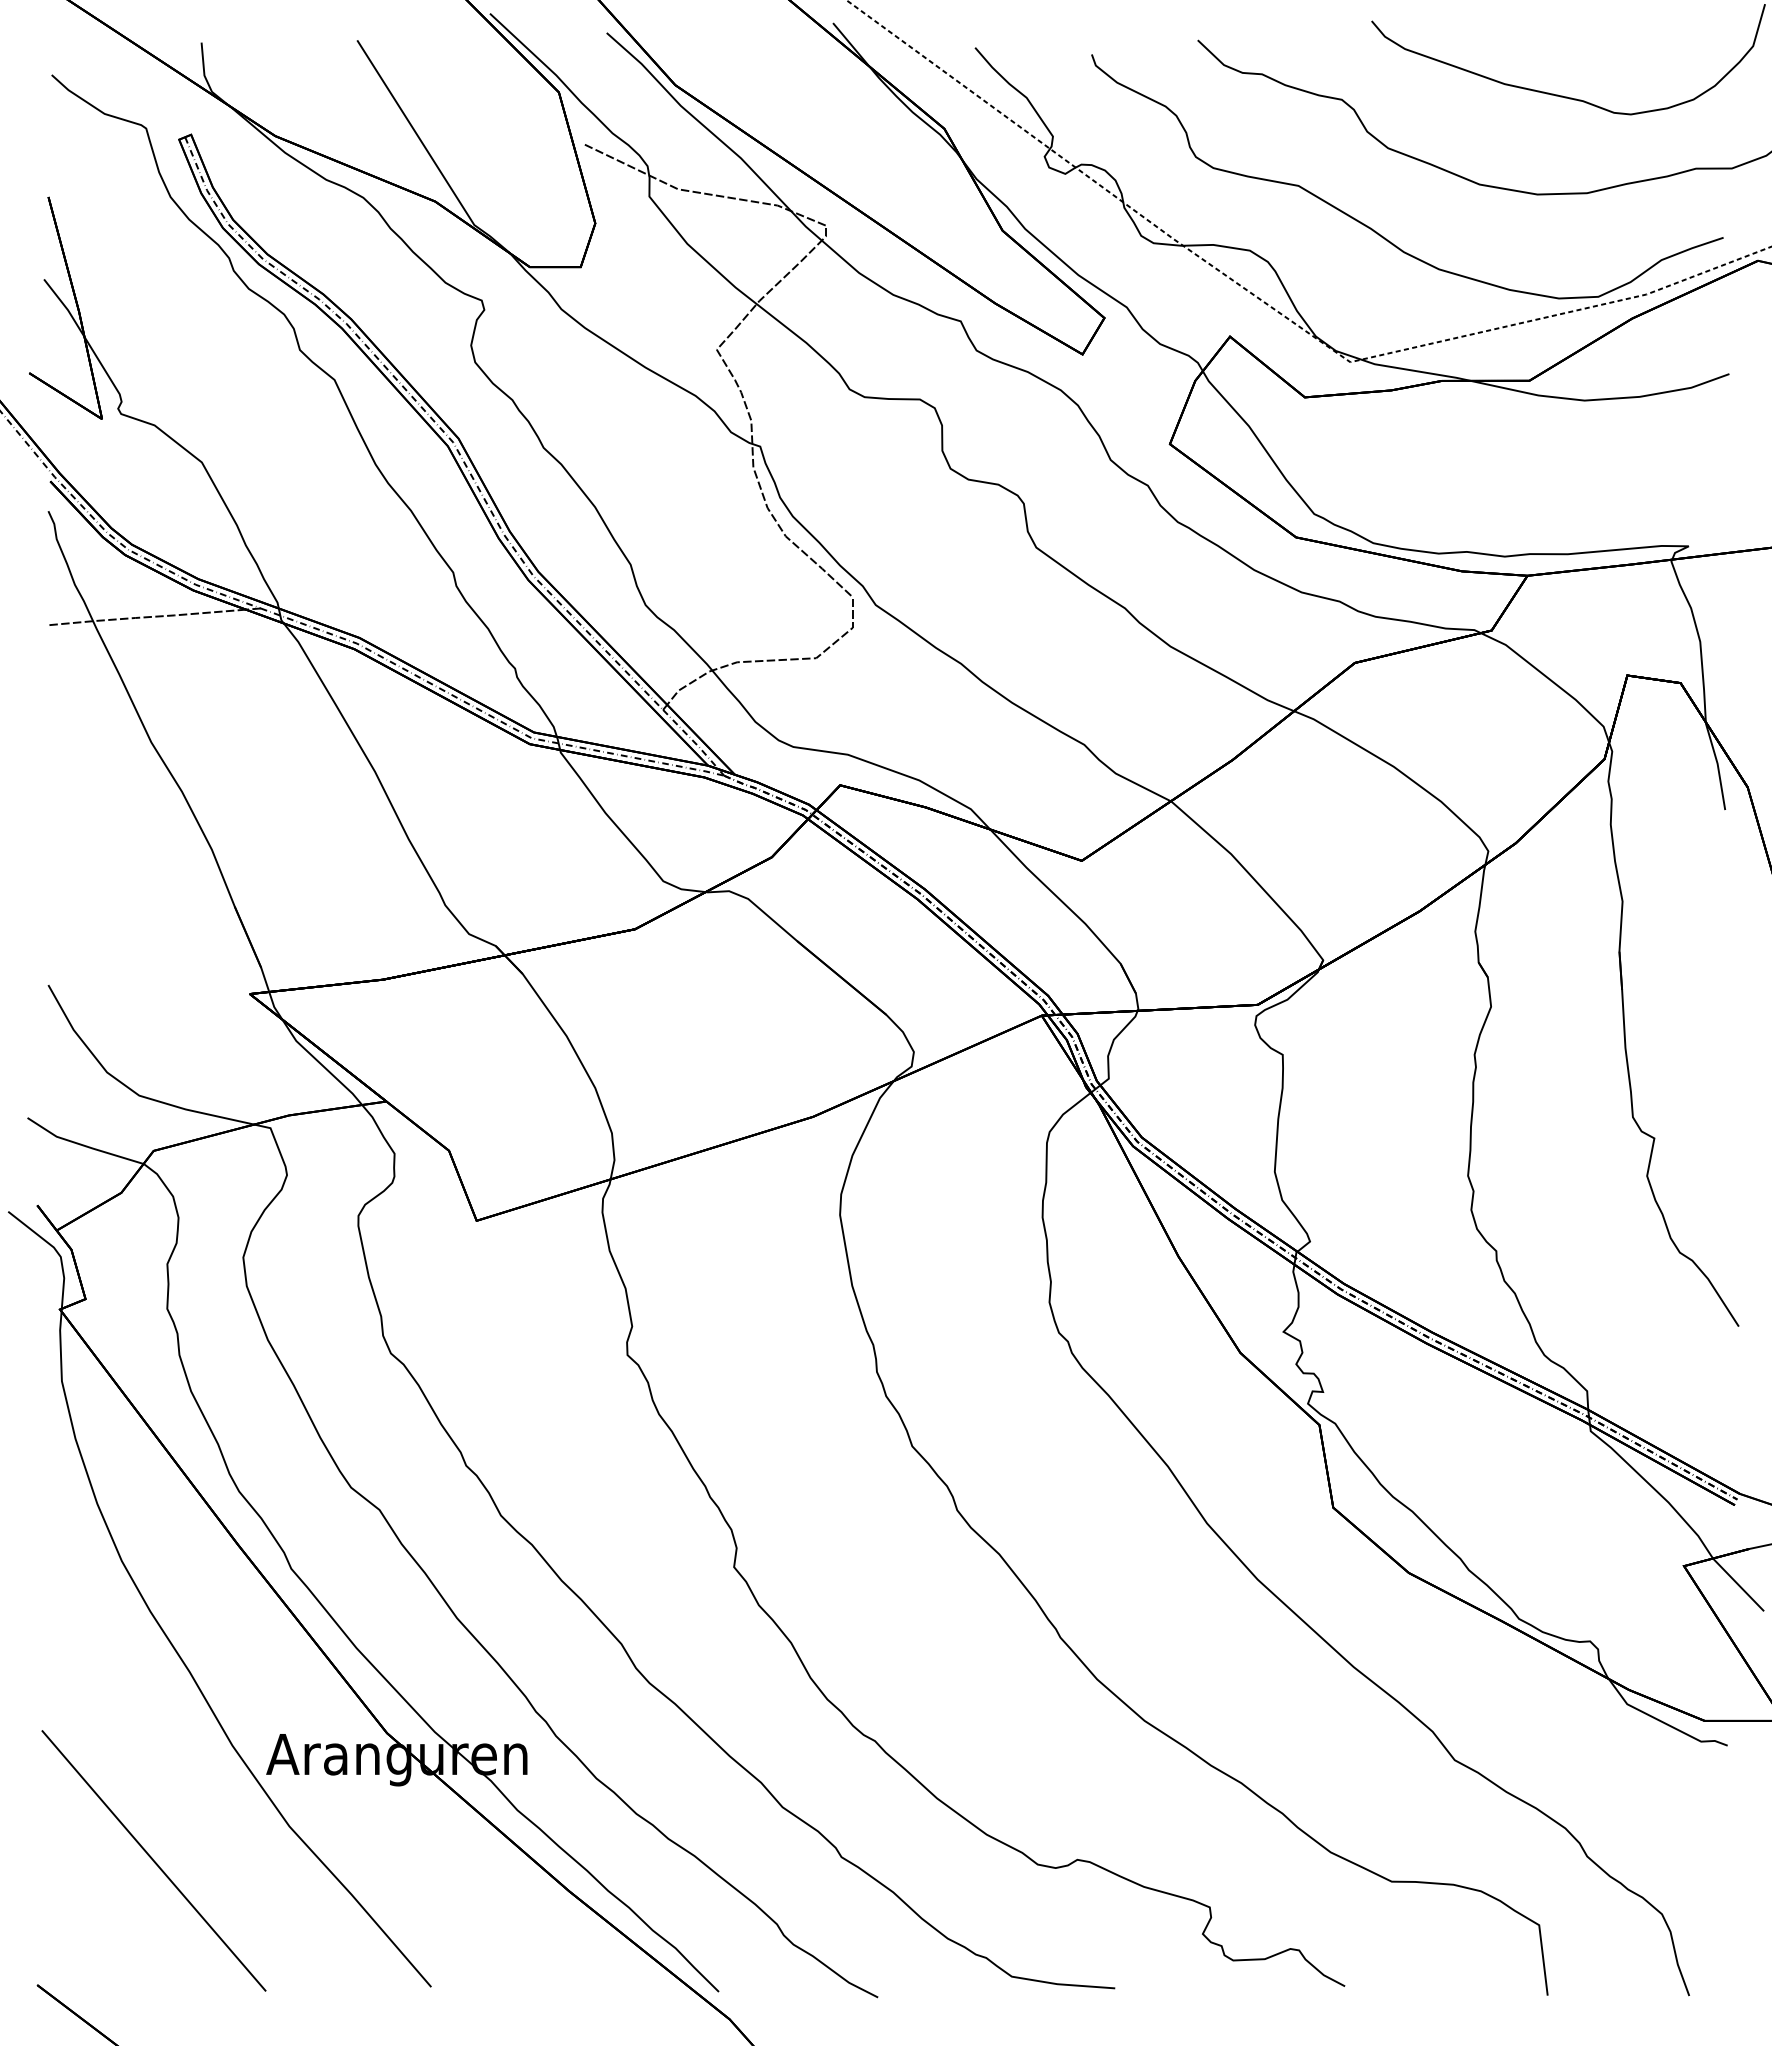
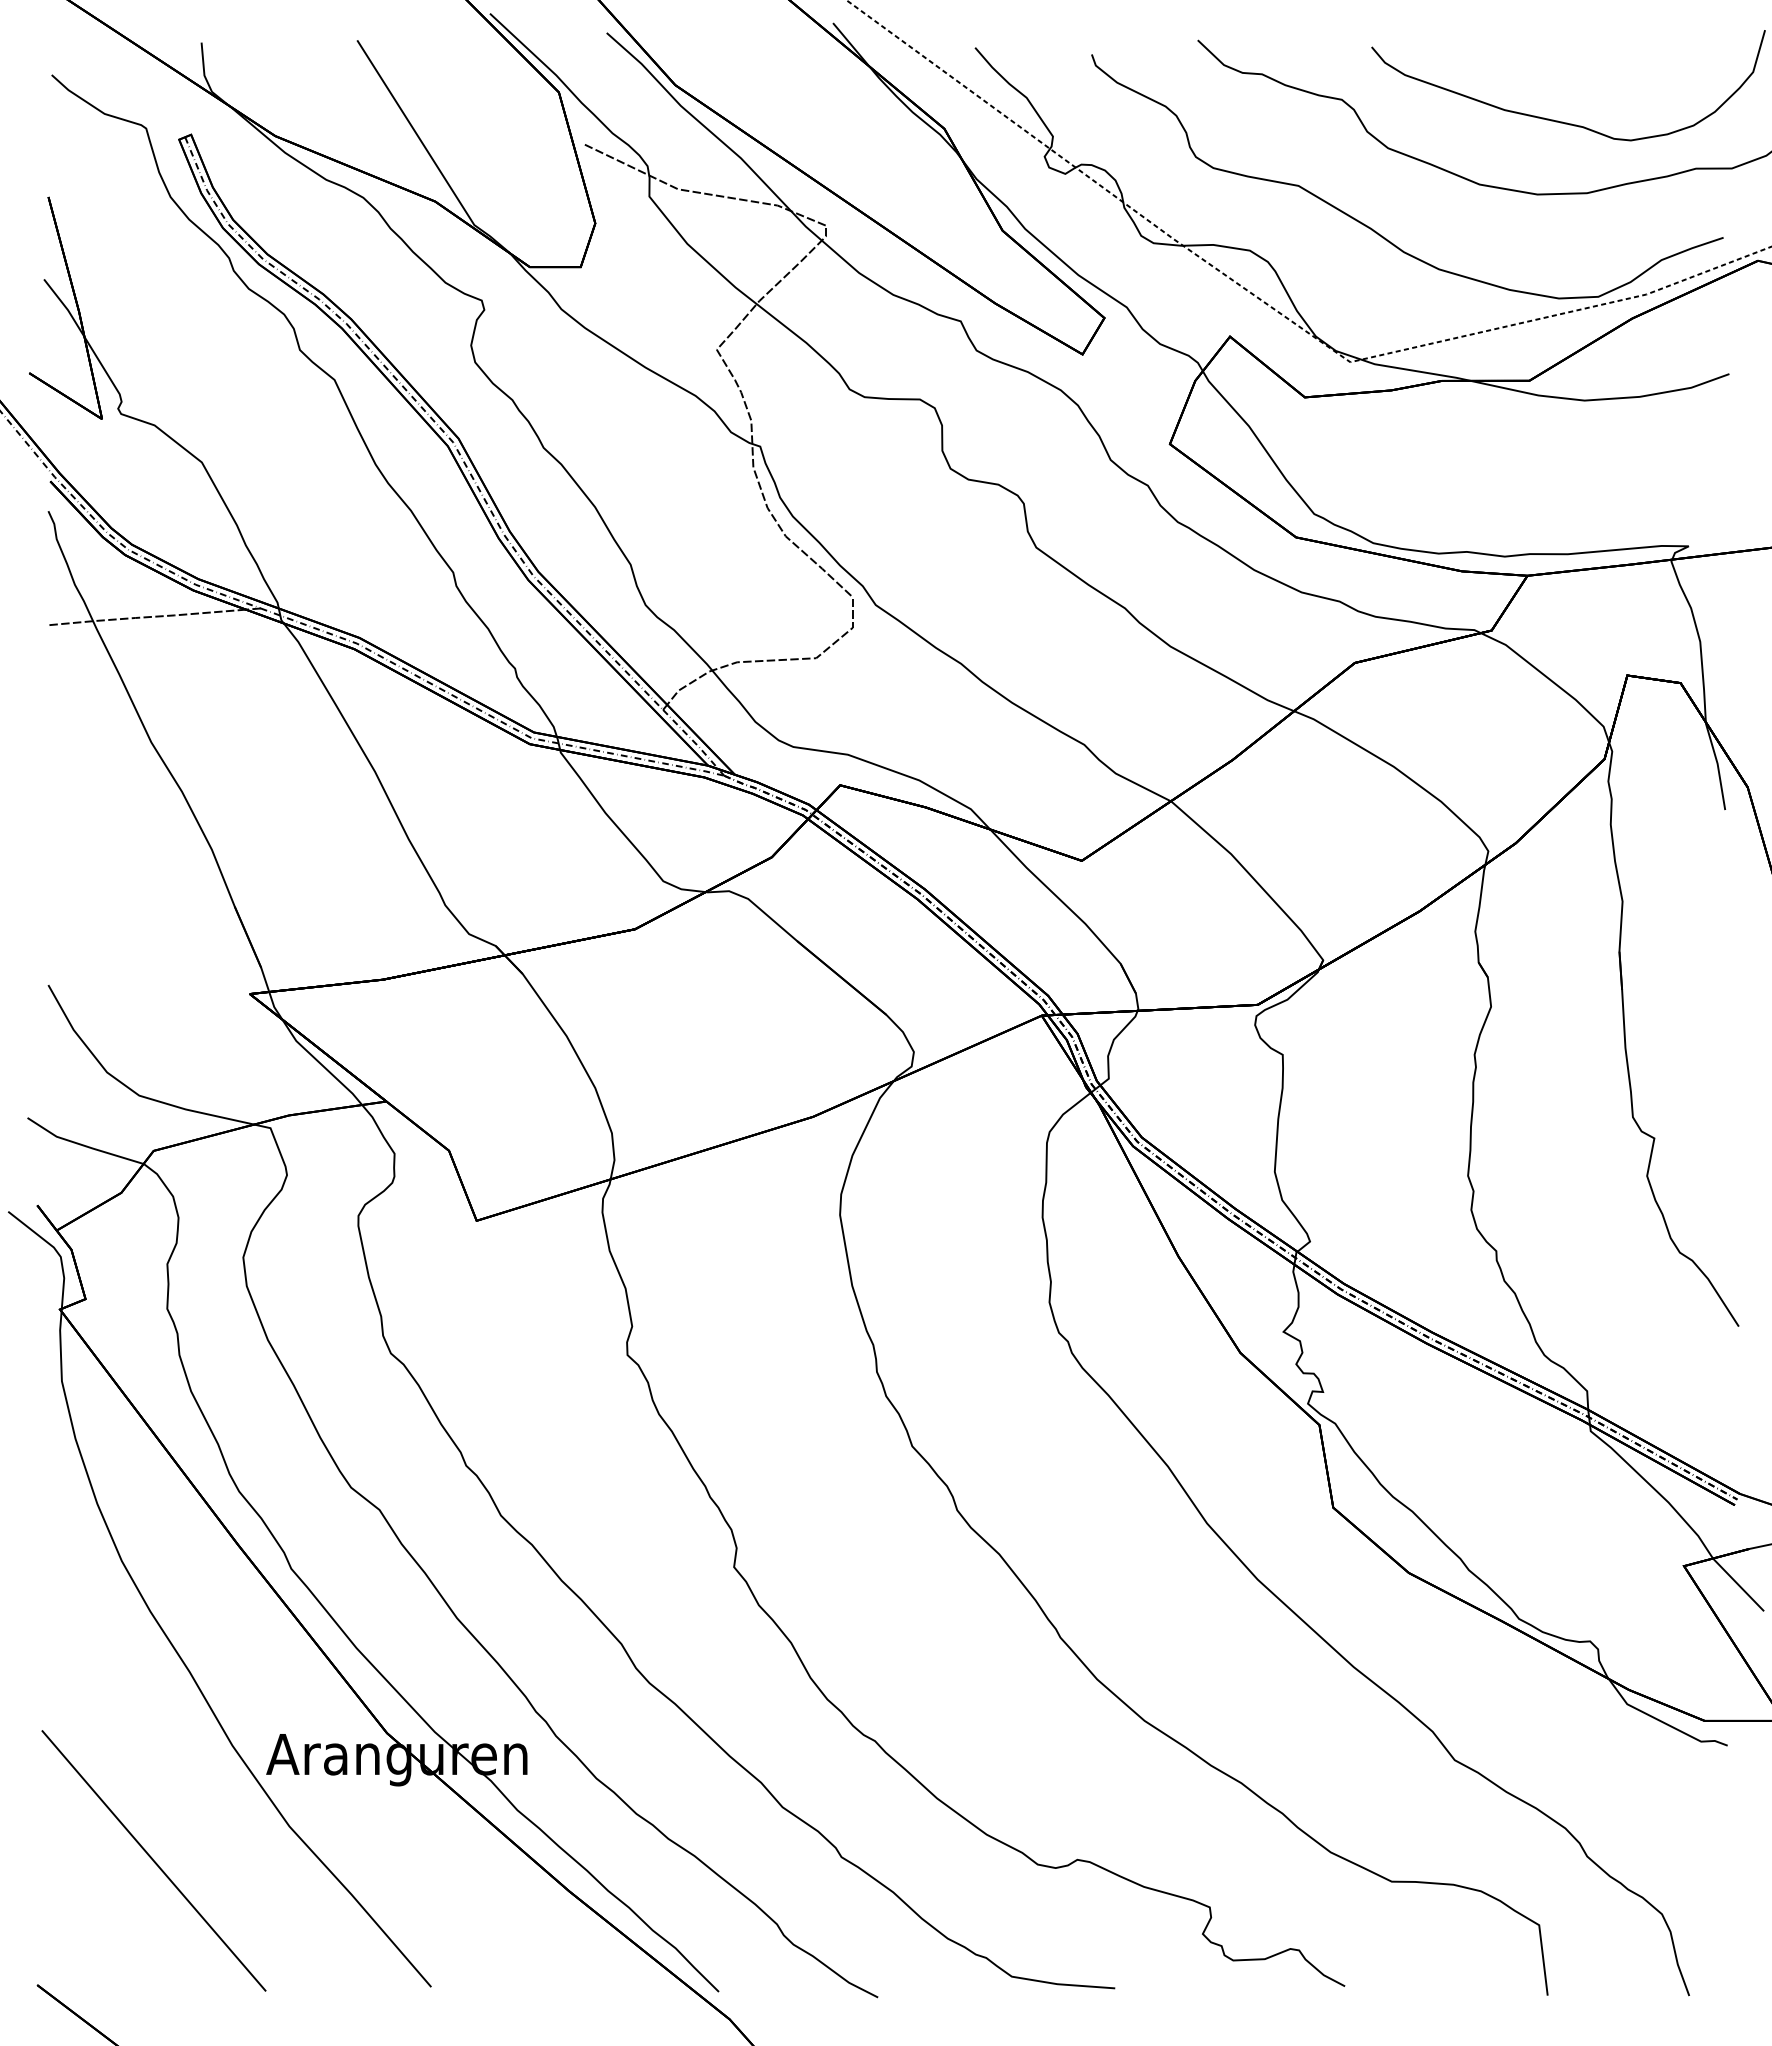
curve position: (1558, 94) -> (1558, 120) (1558, 120)
